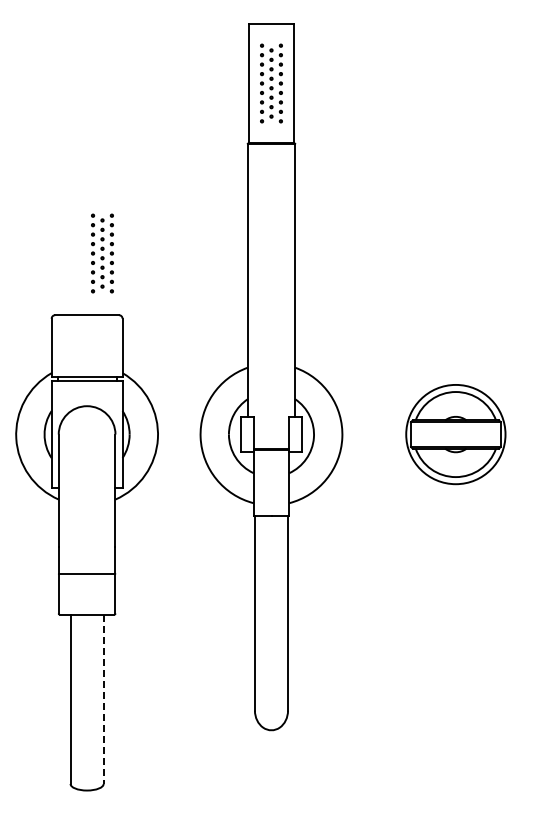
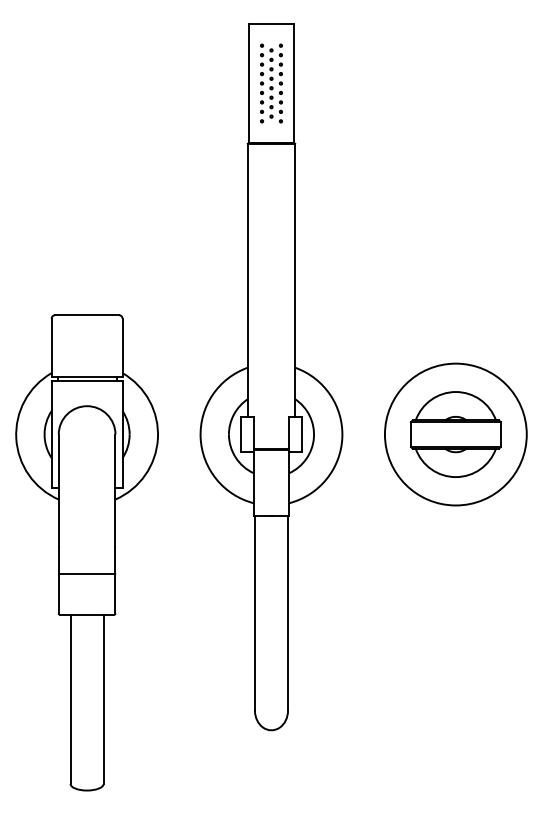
part: present -> none (102, 253)
circle diameter: 99 px -> 142 px (455, 434)
line: dashed -> solid (103, 699)
